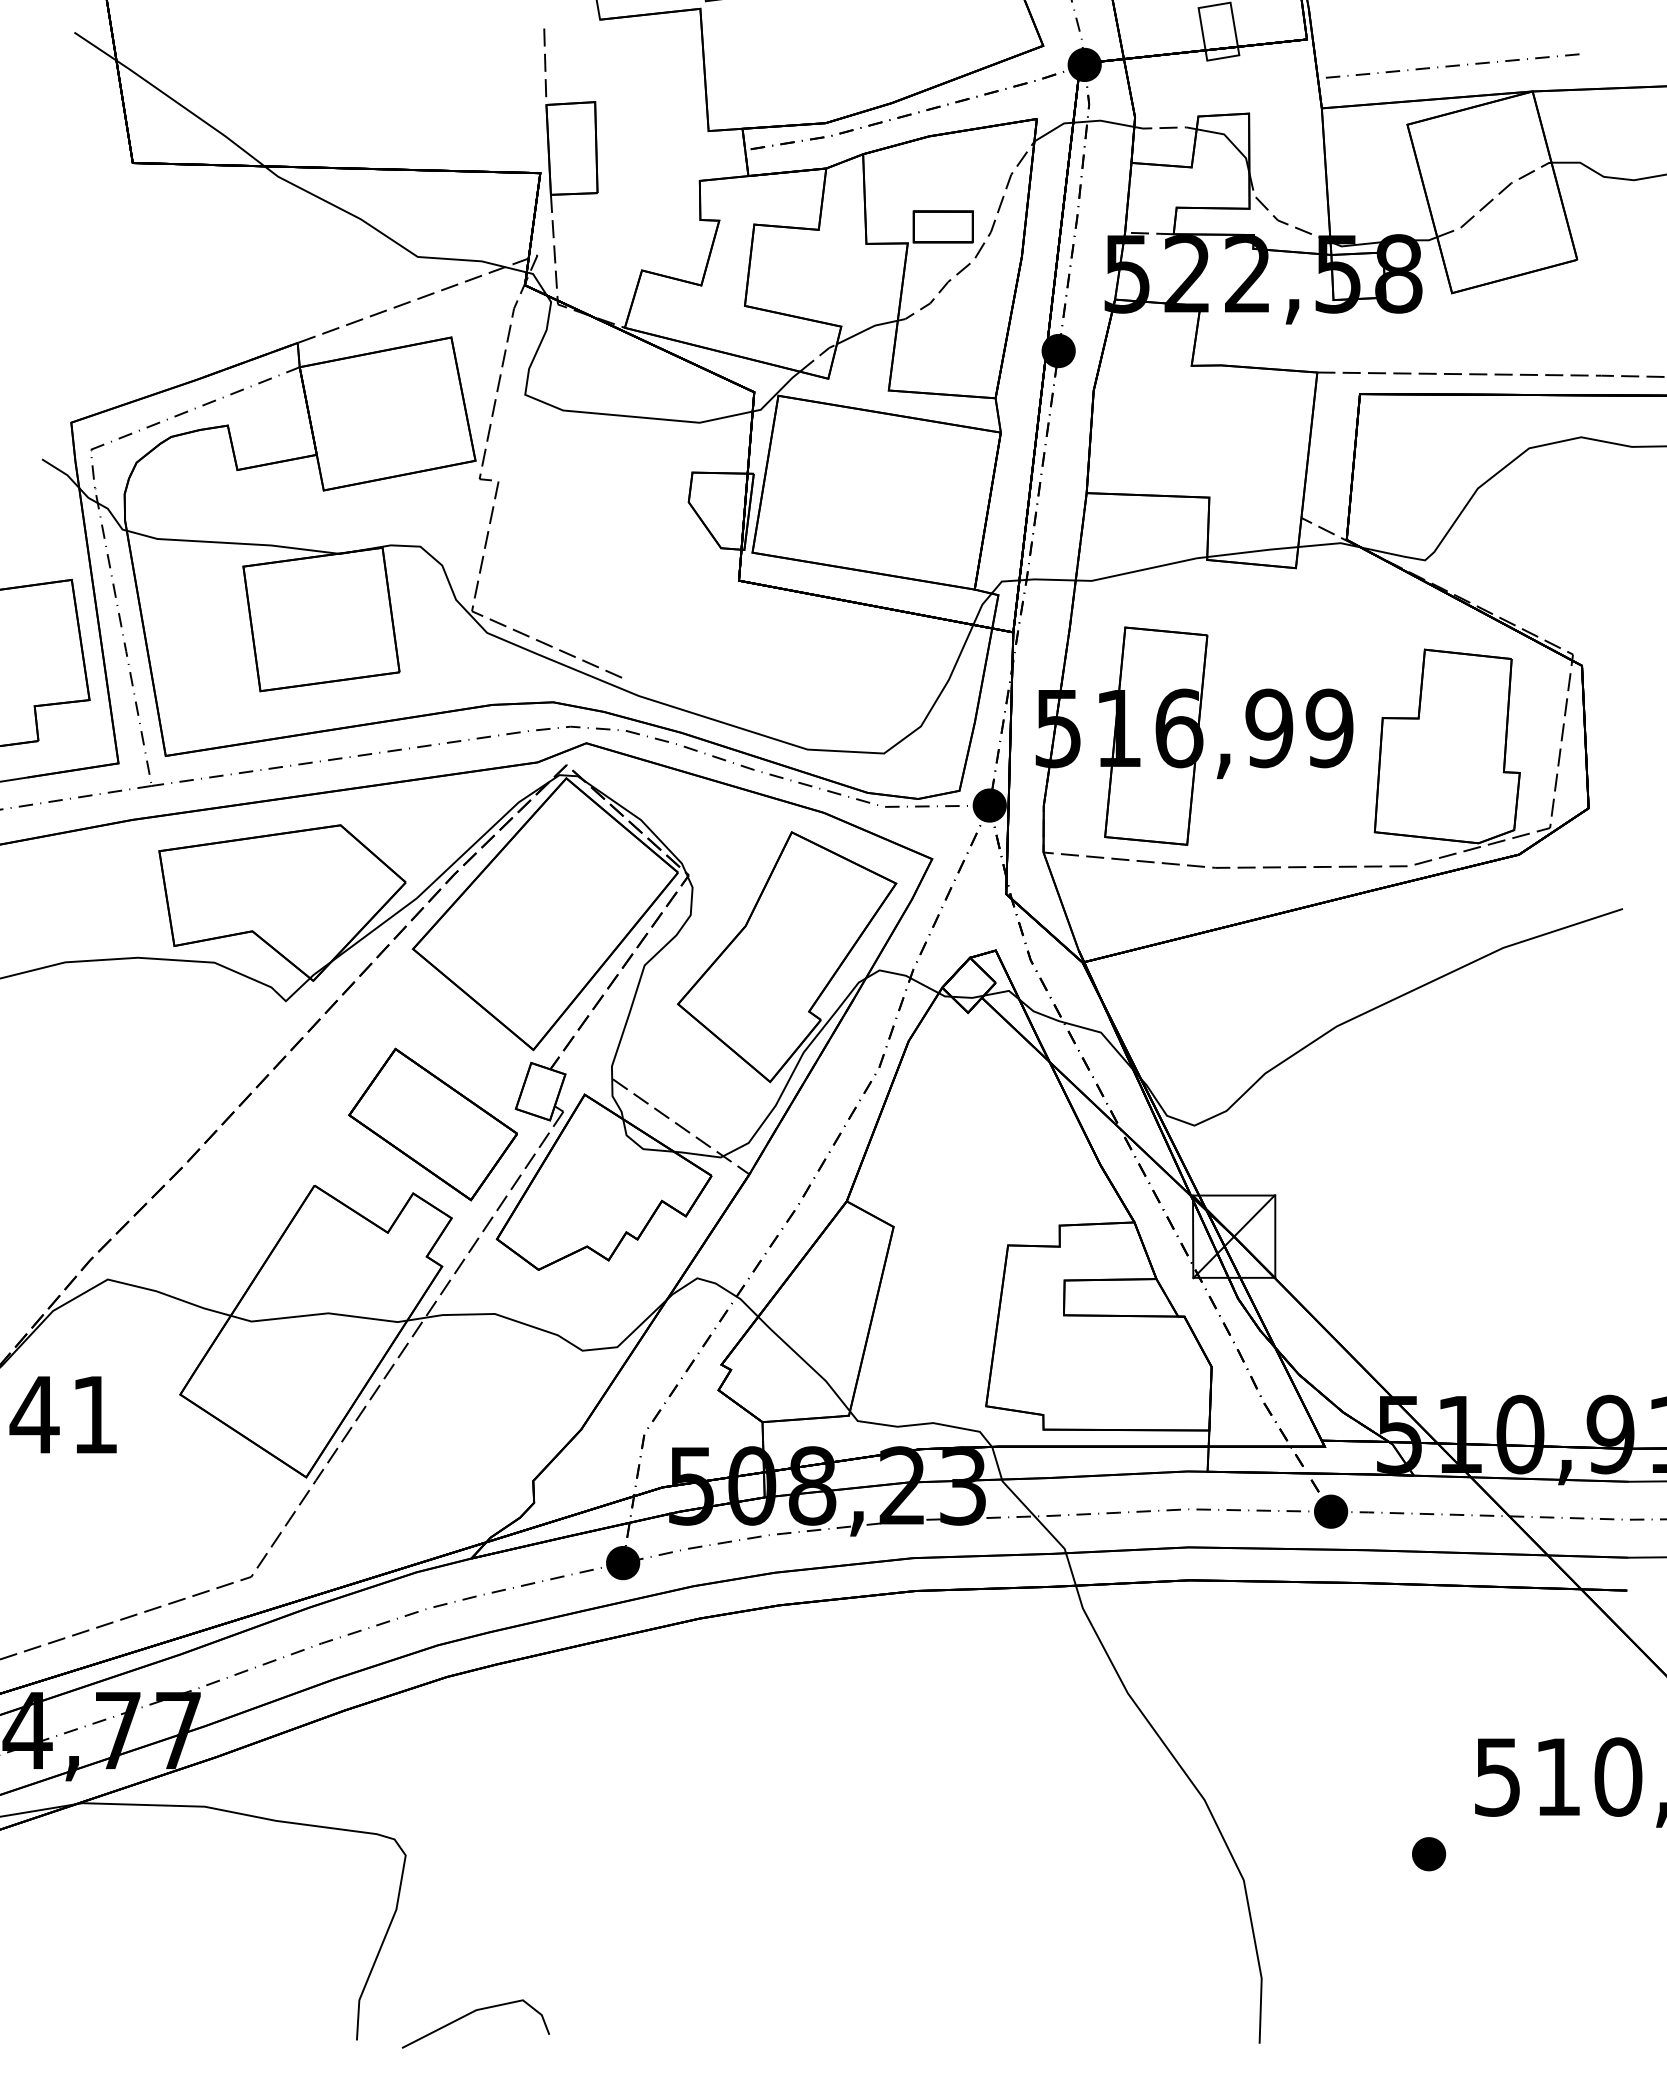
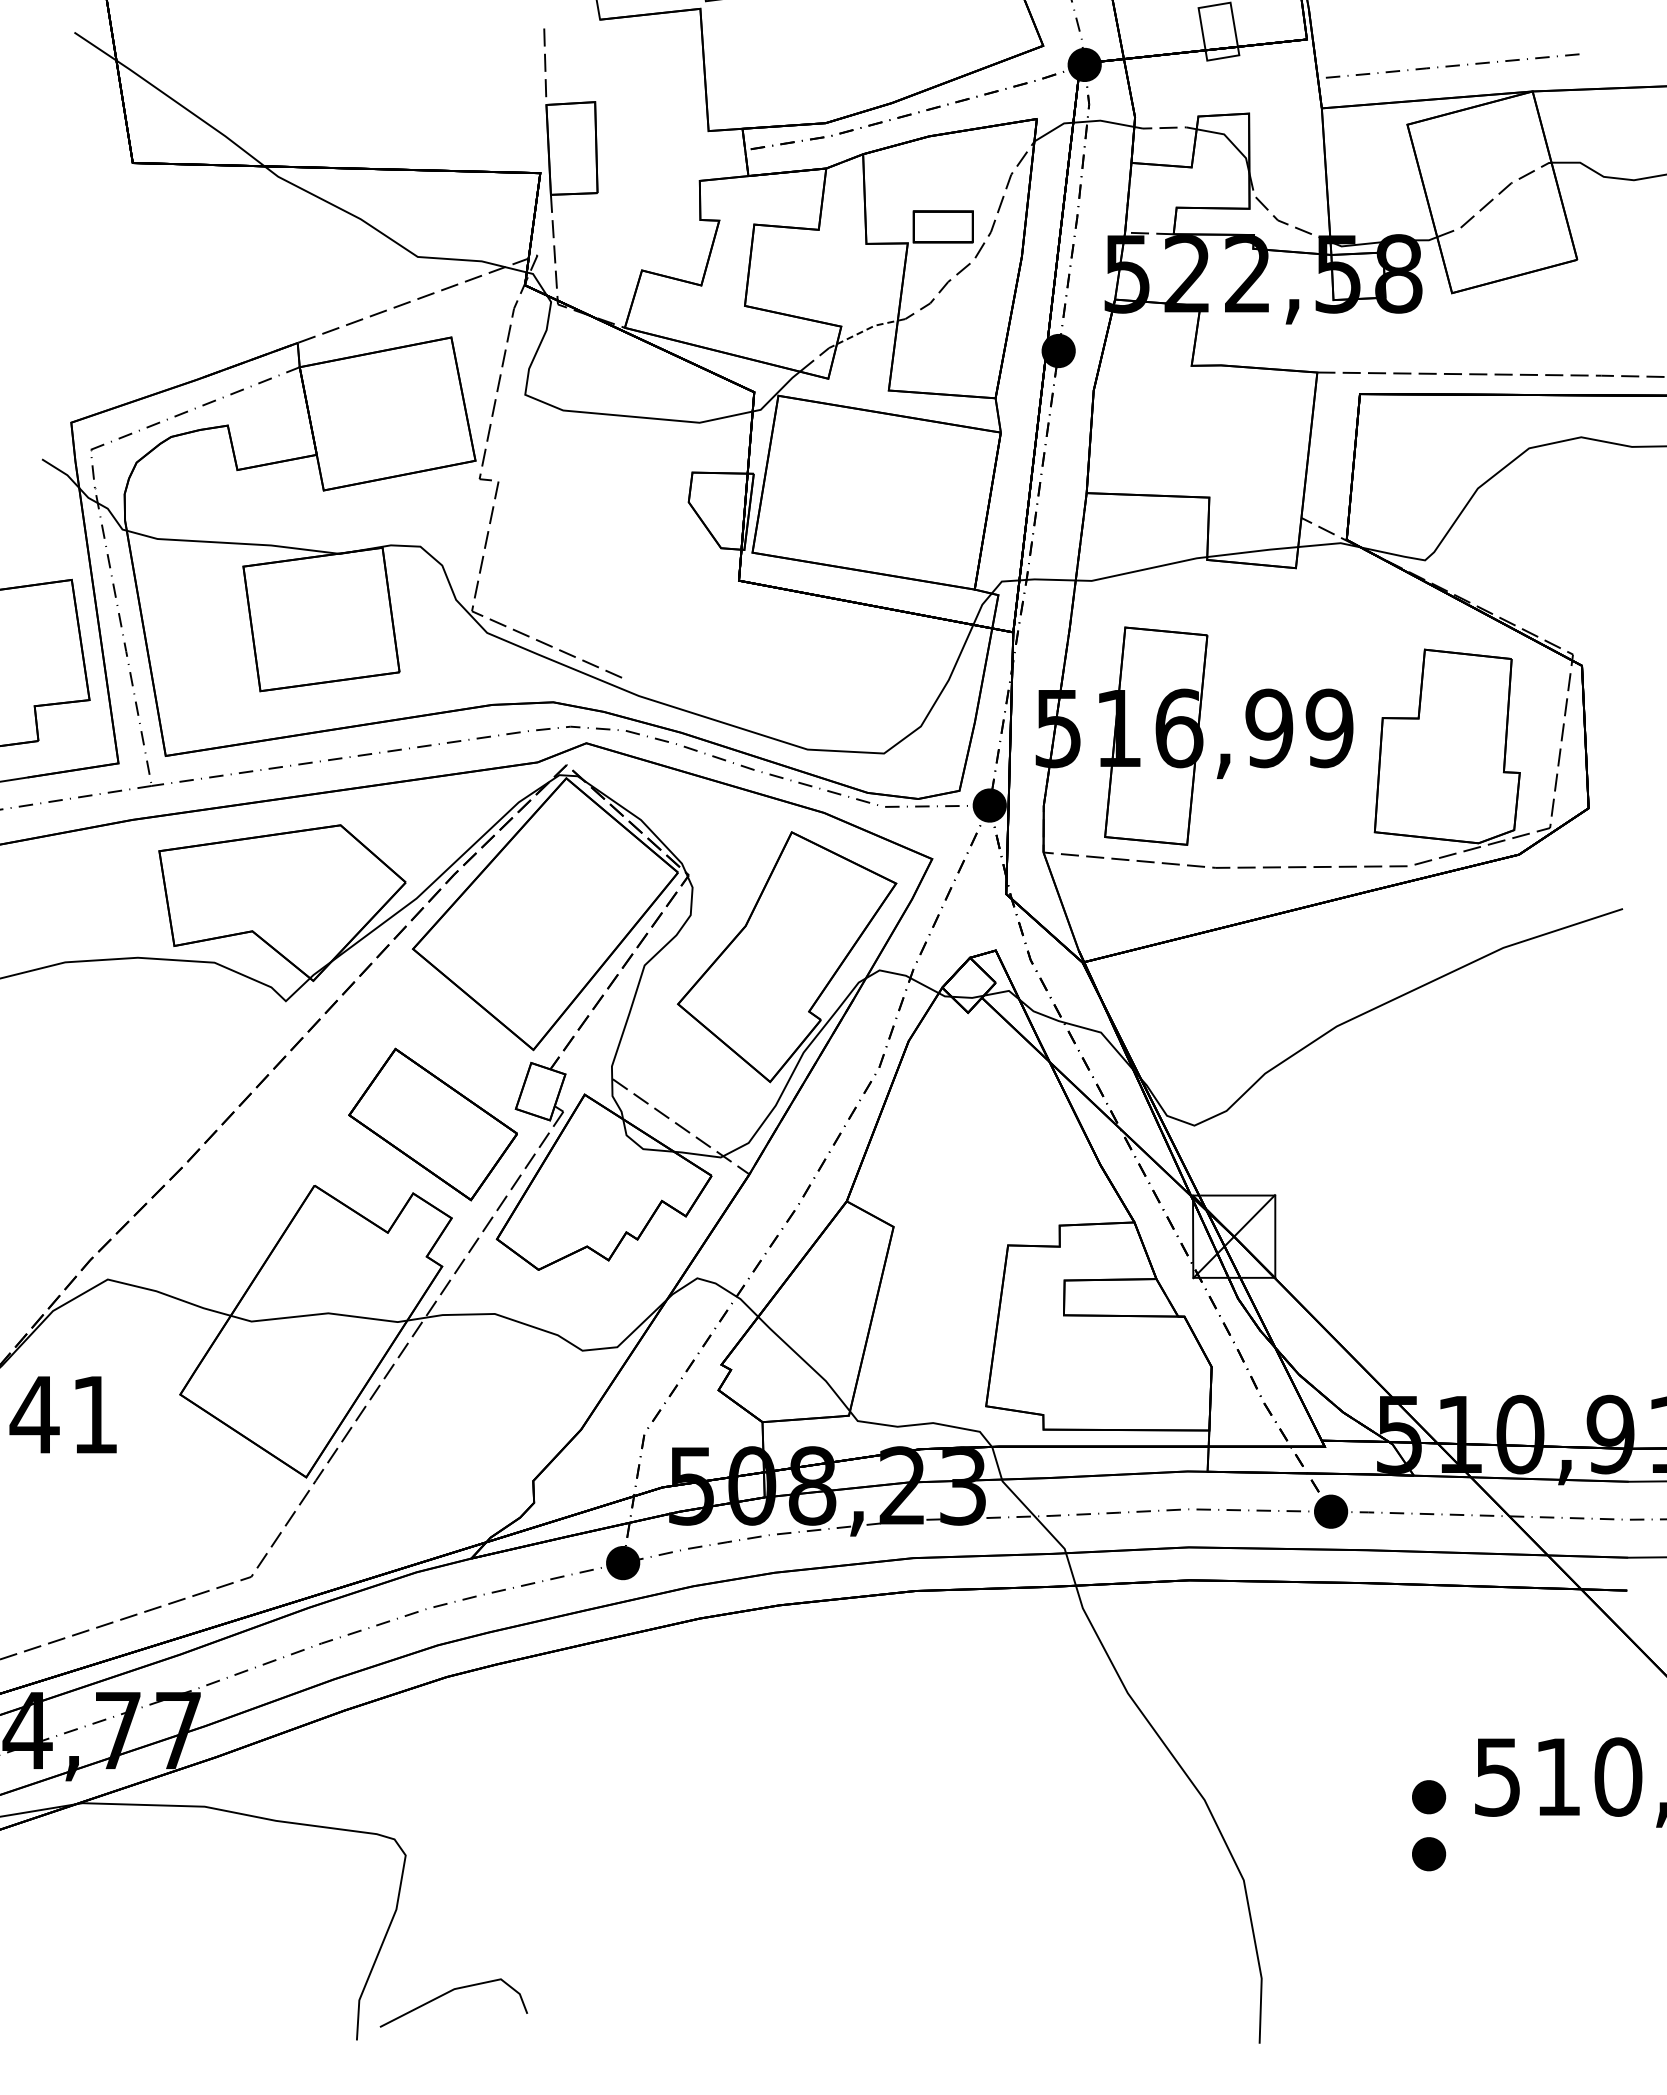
line: solid -> dashed (866, 329)
part: none -> present (1429, 1797)
line position: (470, 2014) -> (448, 1993) (448, 1993)
